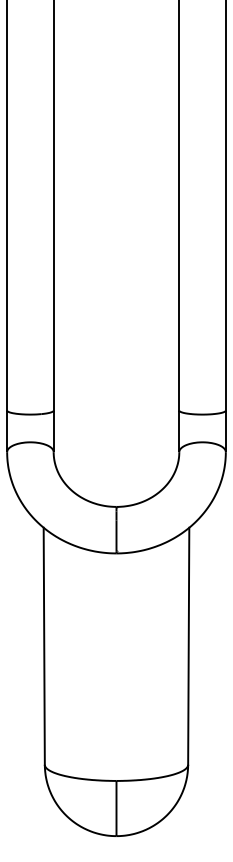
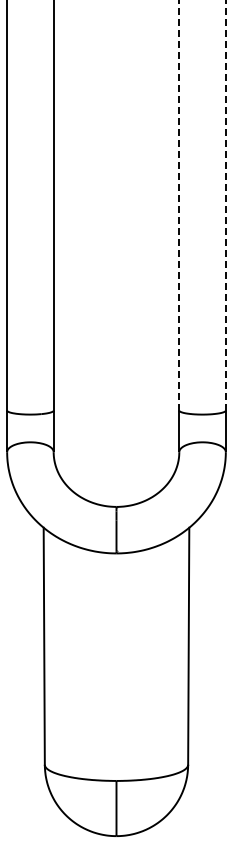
line: solid -> dashed (225, 204)
line: solid -> dashed (179, 205)
